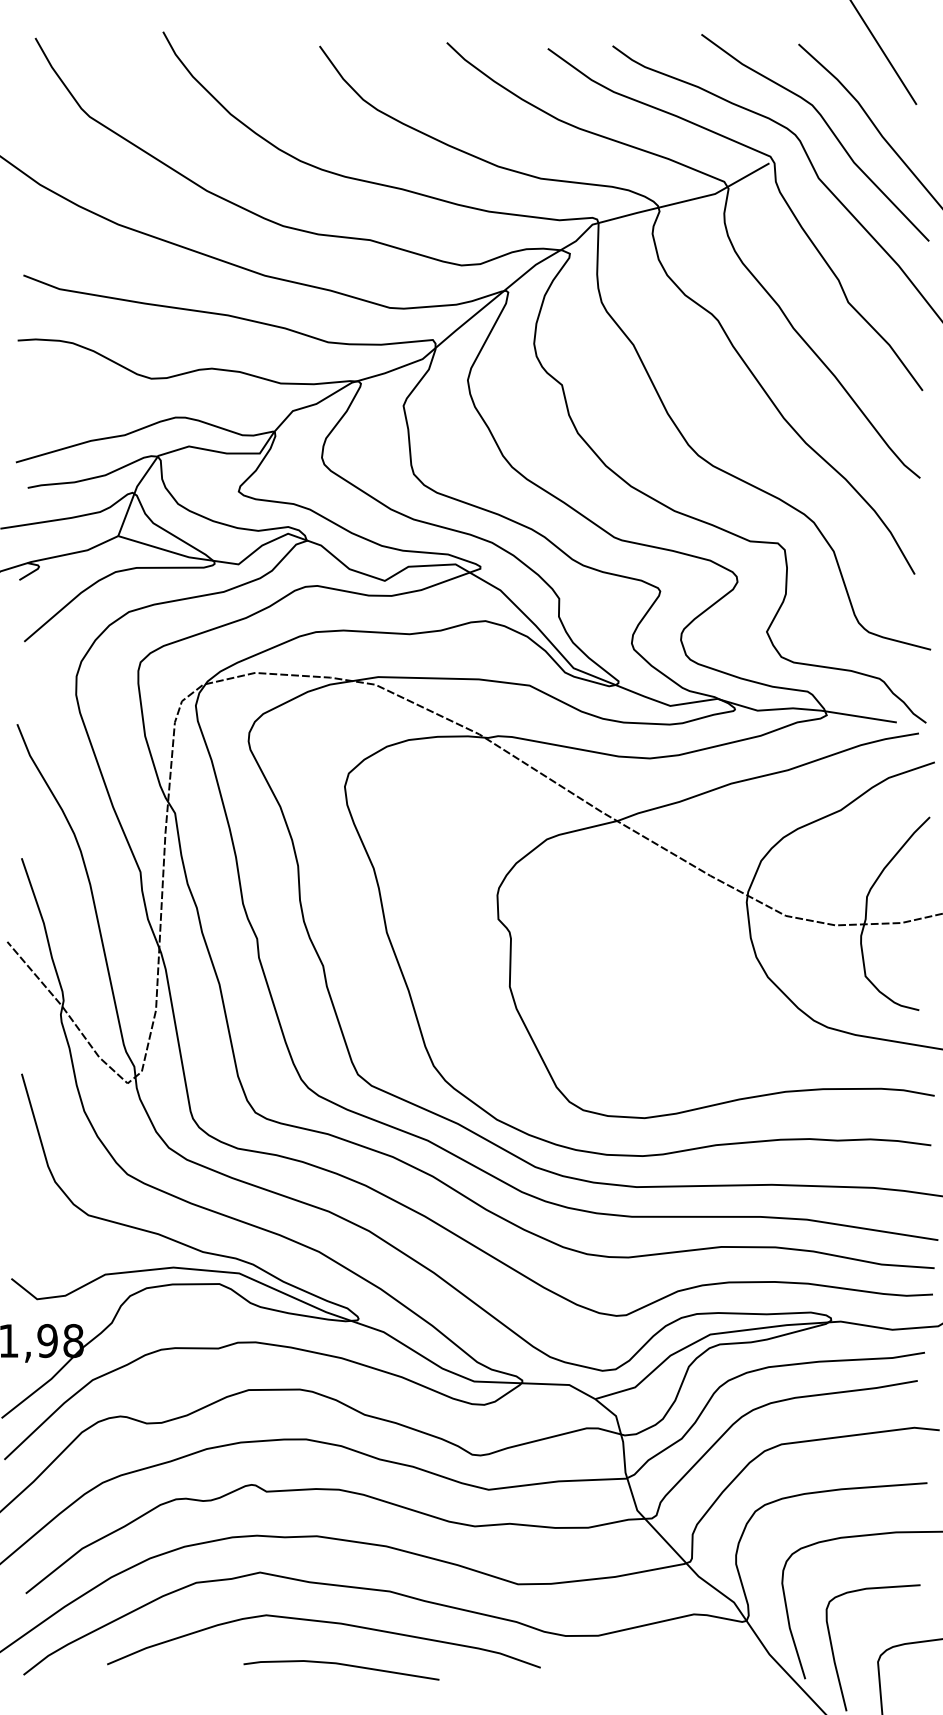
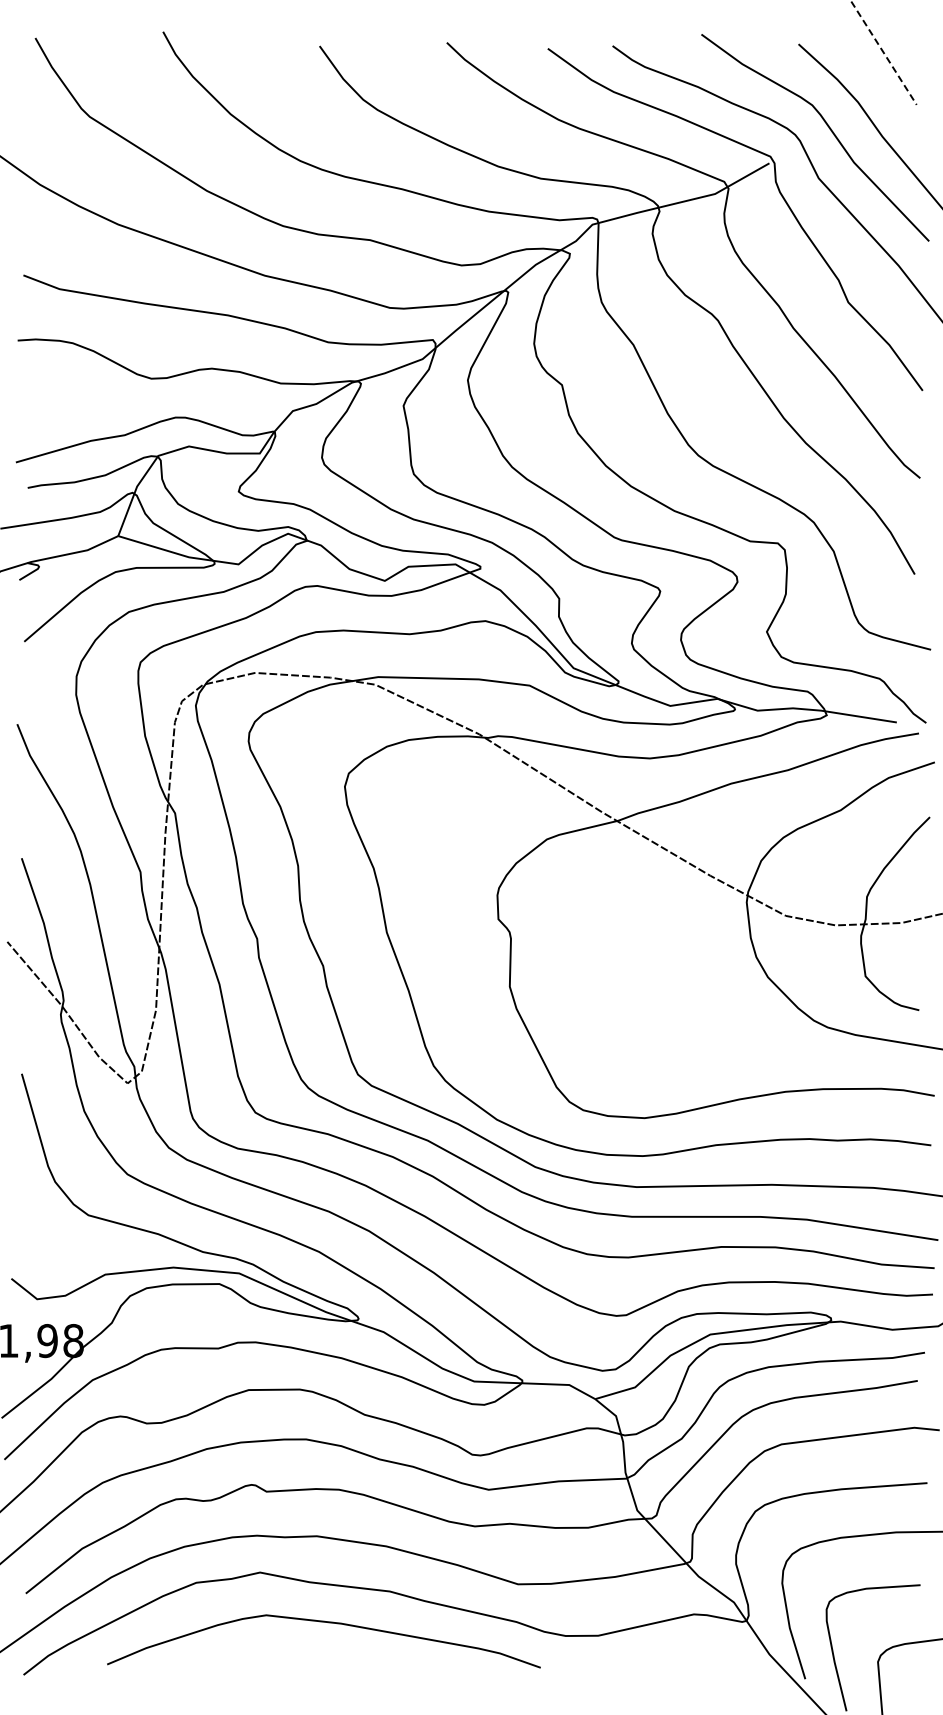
line: solid -> dashed (883, 52)
line: present -> none (341, 1665)
